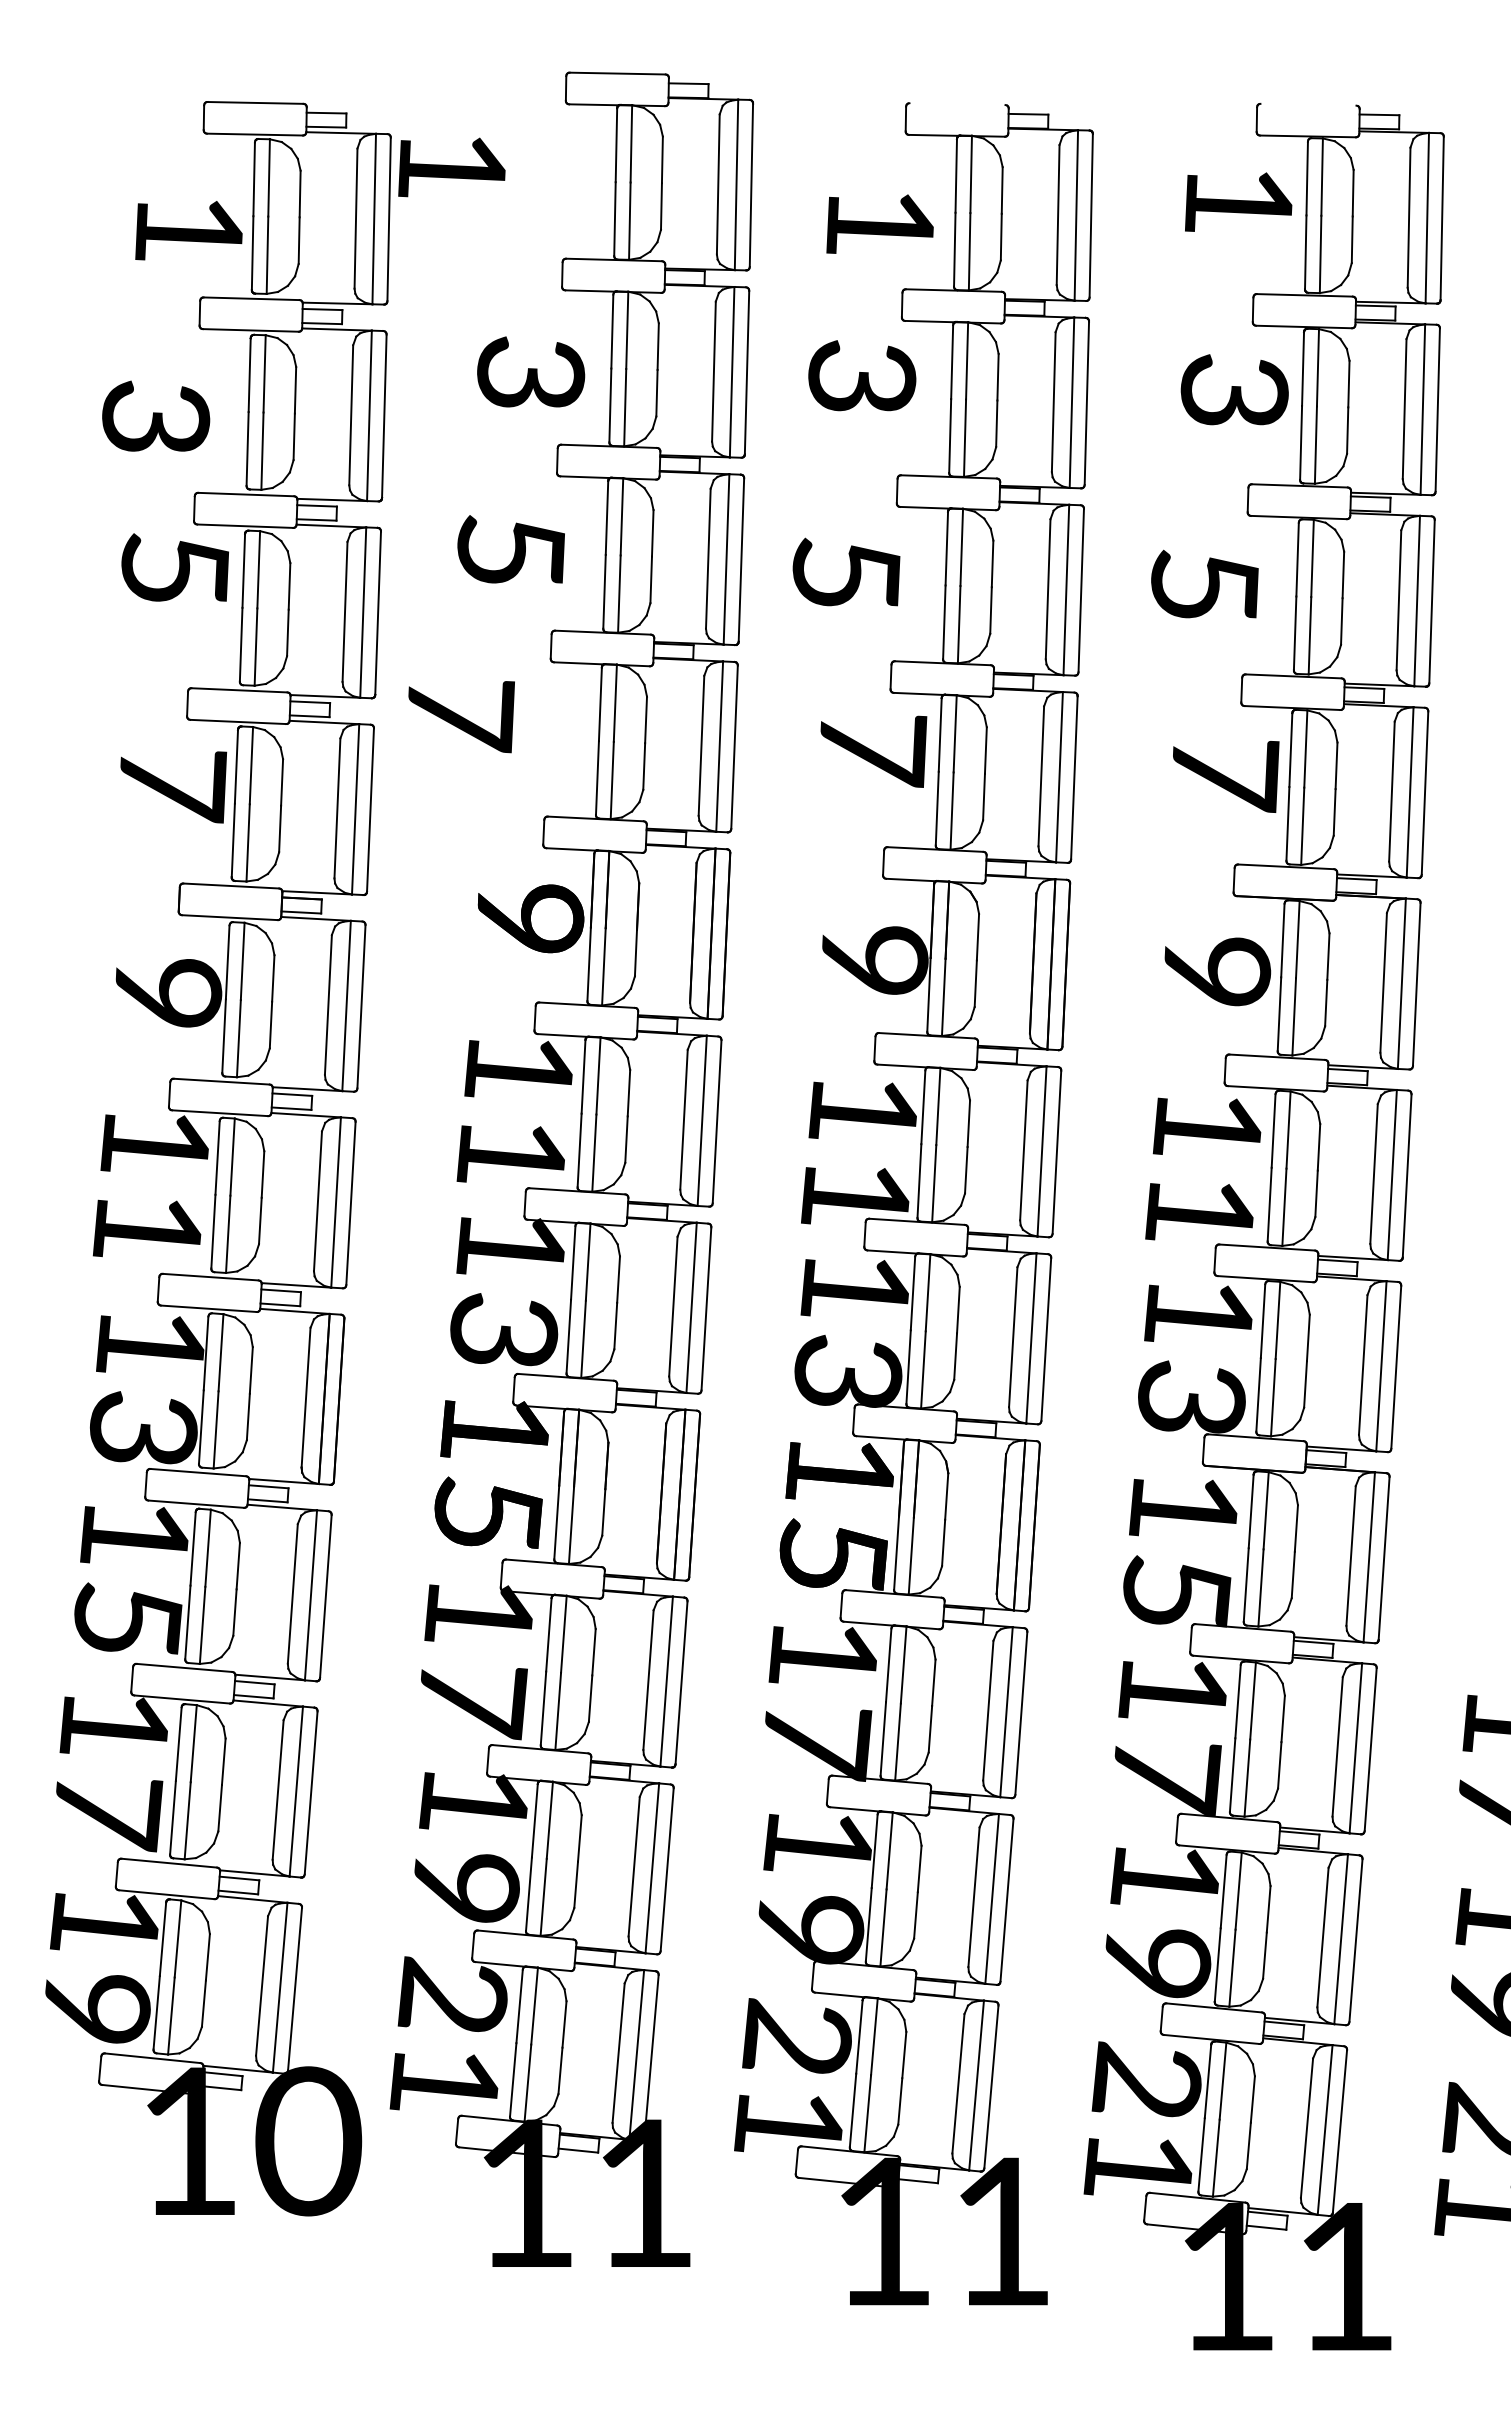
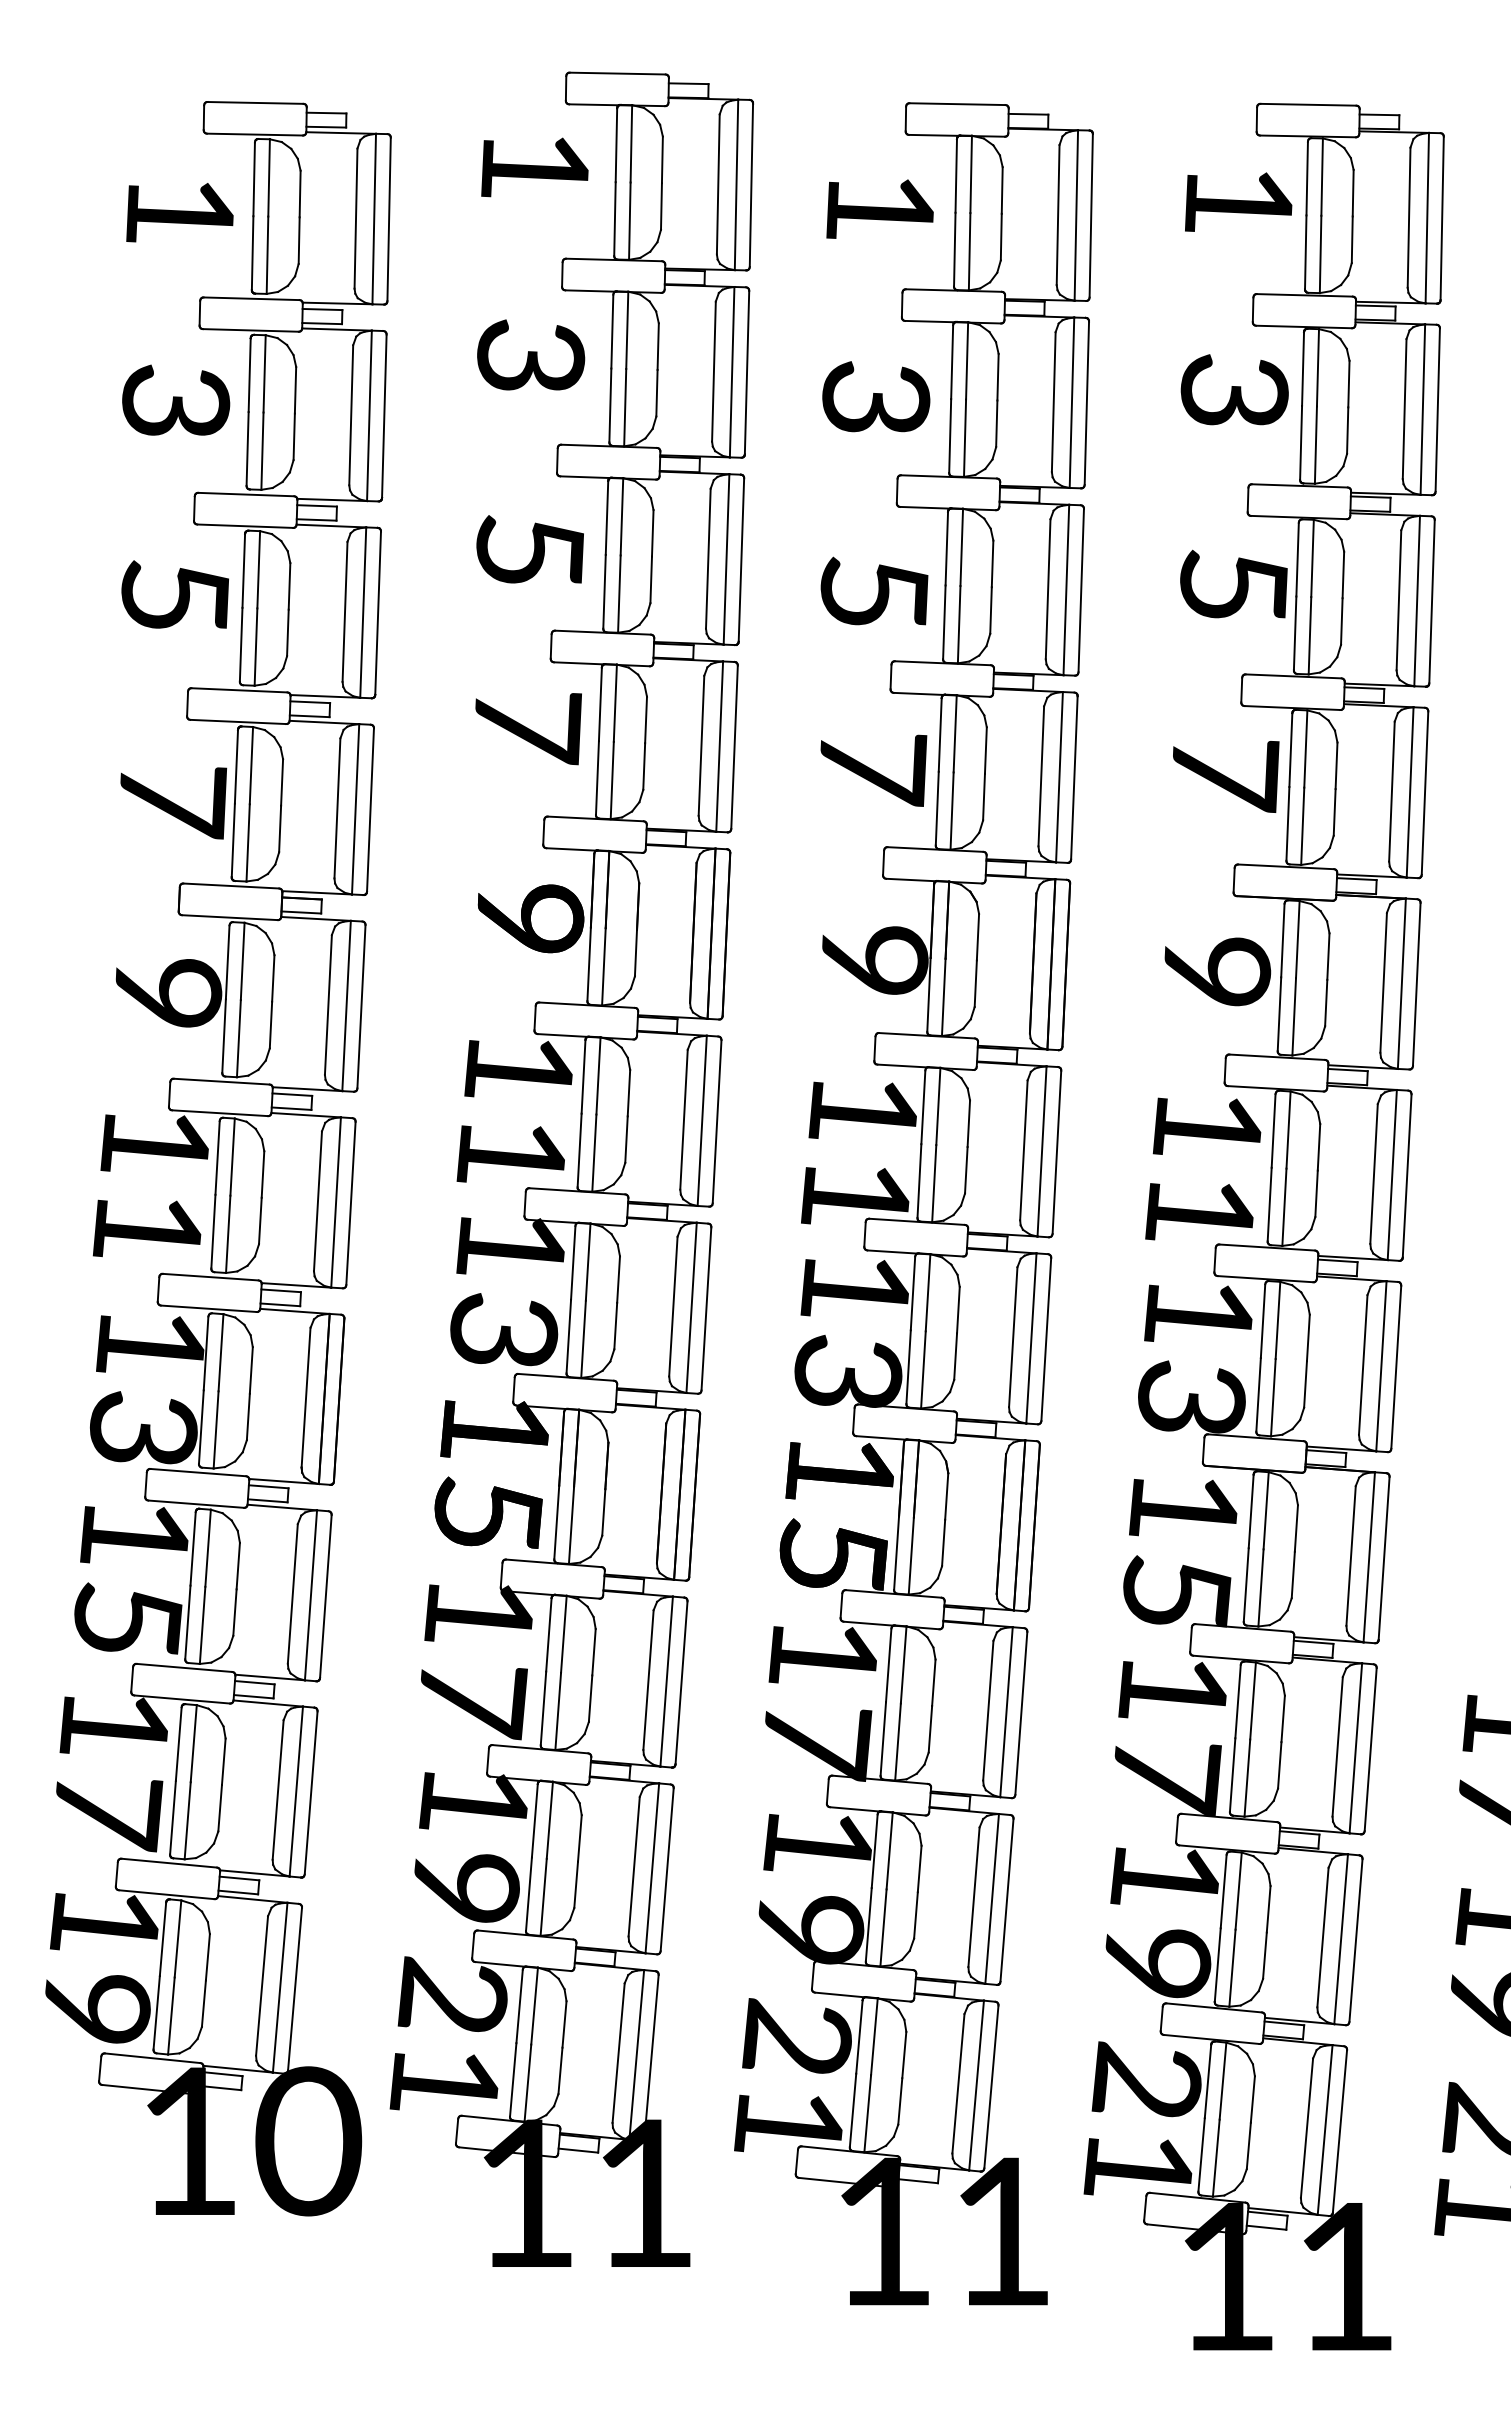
line: none -> present (957, 104)
line: none -> present (1308, 104)
text position: (451, 167) -> (534, 167) (534, 167)
text position: (879, 223) -> (879, 208) (879, 208)
text position: (188, 230) -> (179, 212) (179, 212)
text position: (531, 371) -> (531, 354) (531, 354)
text position: (862, 375) -> (876, 396) (876, 396)
text position: (156, 415) -> (176, 399) (176, 399)
text position: (510, 549) -> (529, 549) (529, 549)
text position: (174, 567) -> (174, 594) (174, 594)
text position: (846, 571) -> (874, 590) (874, 590)
text position: (1204, 583) -> (1233, 583) (1233, 583)
text position: (461, 717) -> (528, 729) (528, 729)
text position: (873, 751) -> (873, 770) (873, 770)
text position: (173, 787) -> (173, 803) (173, 803)
